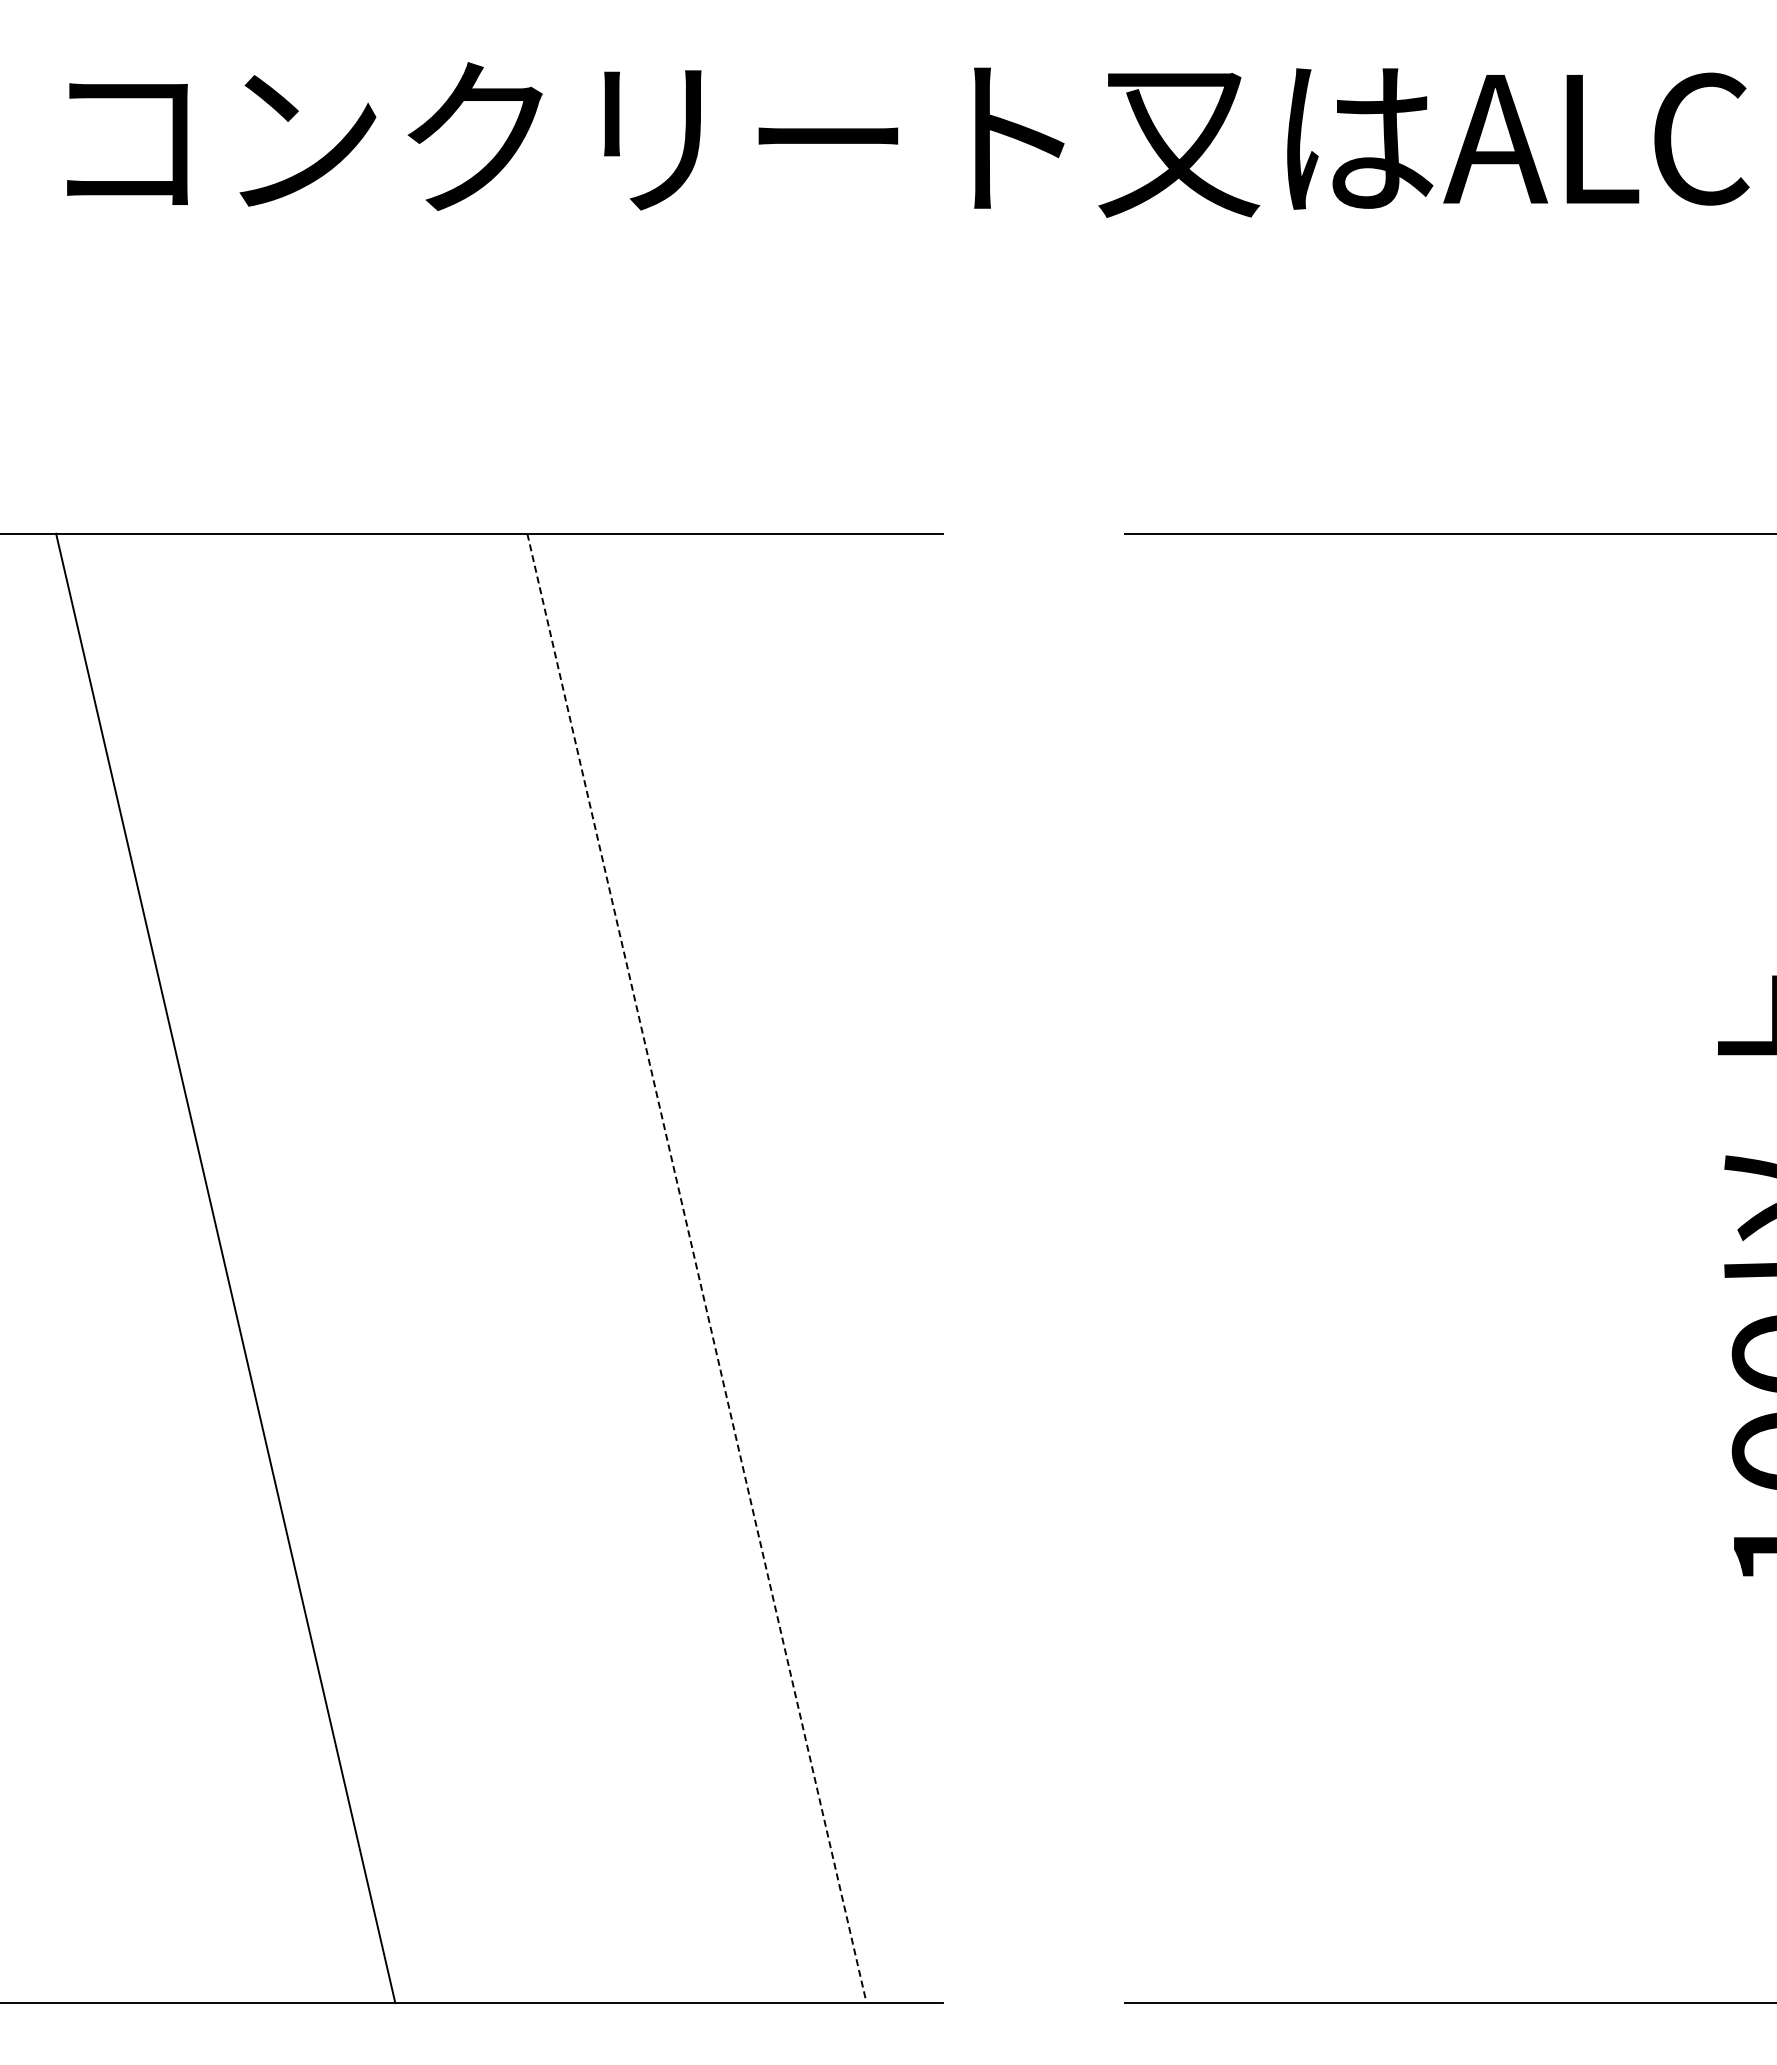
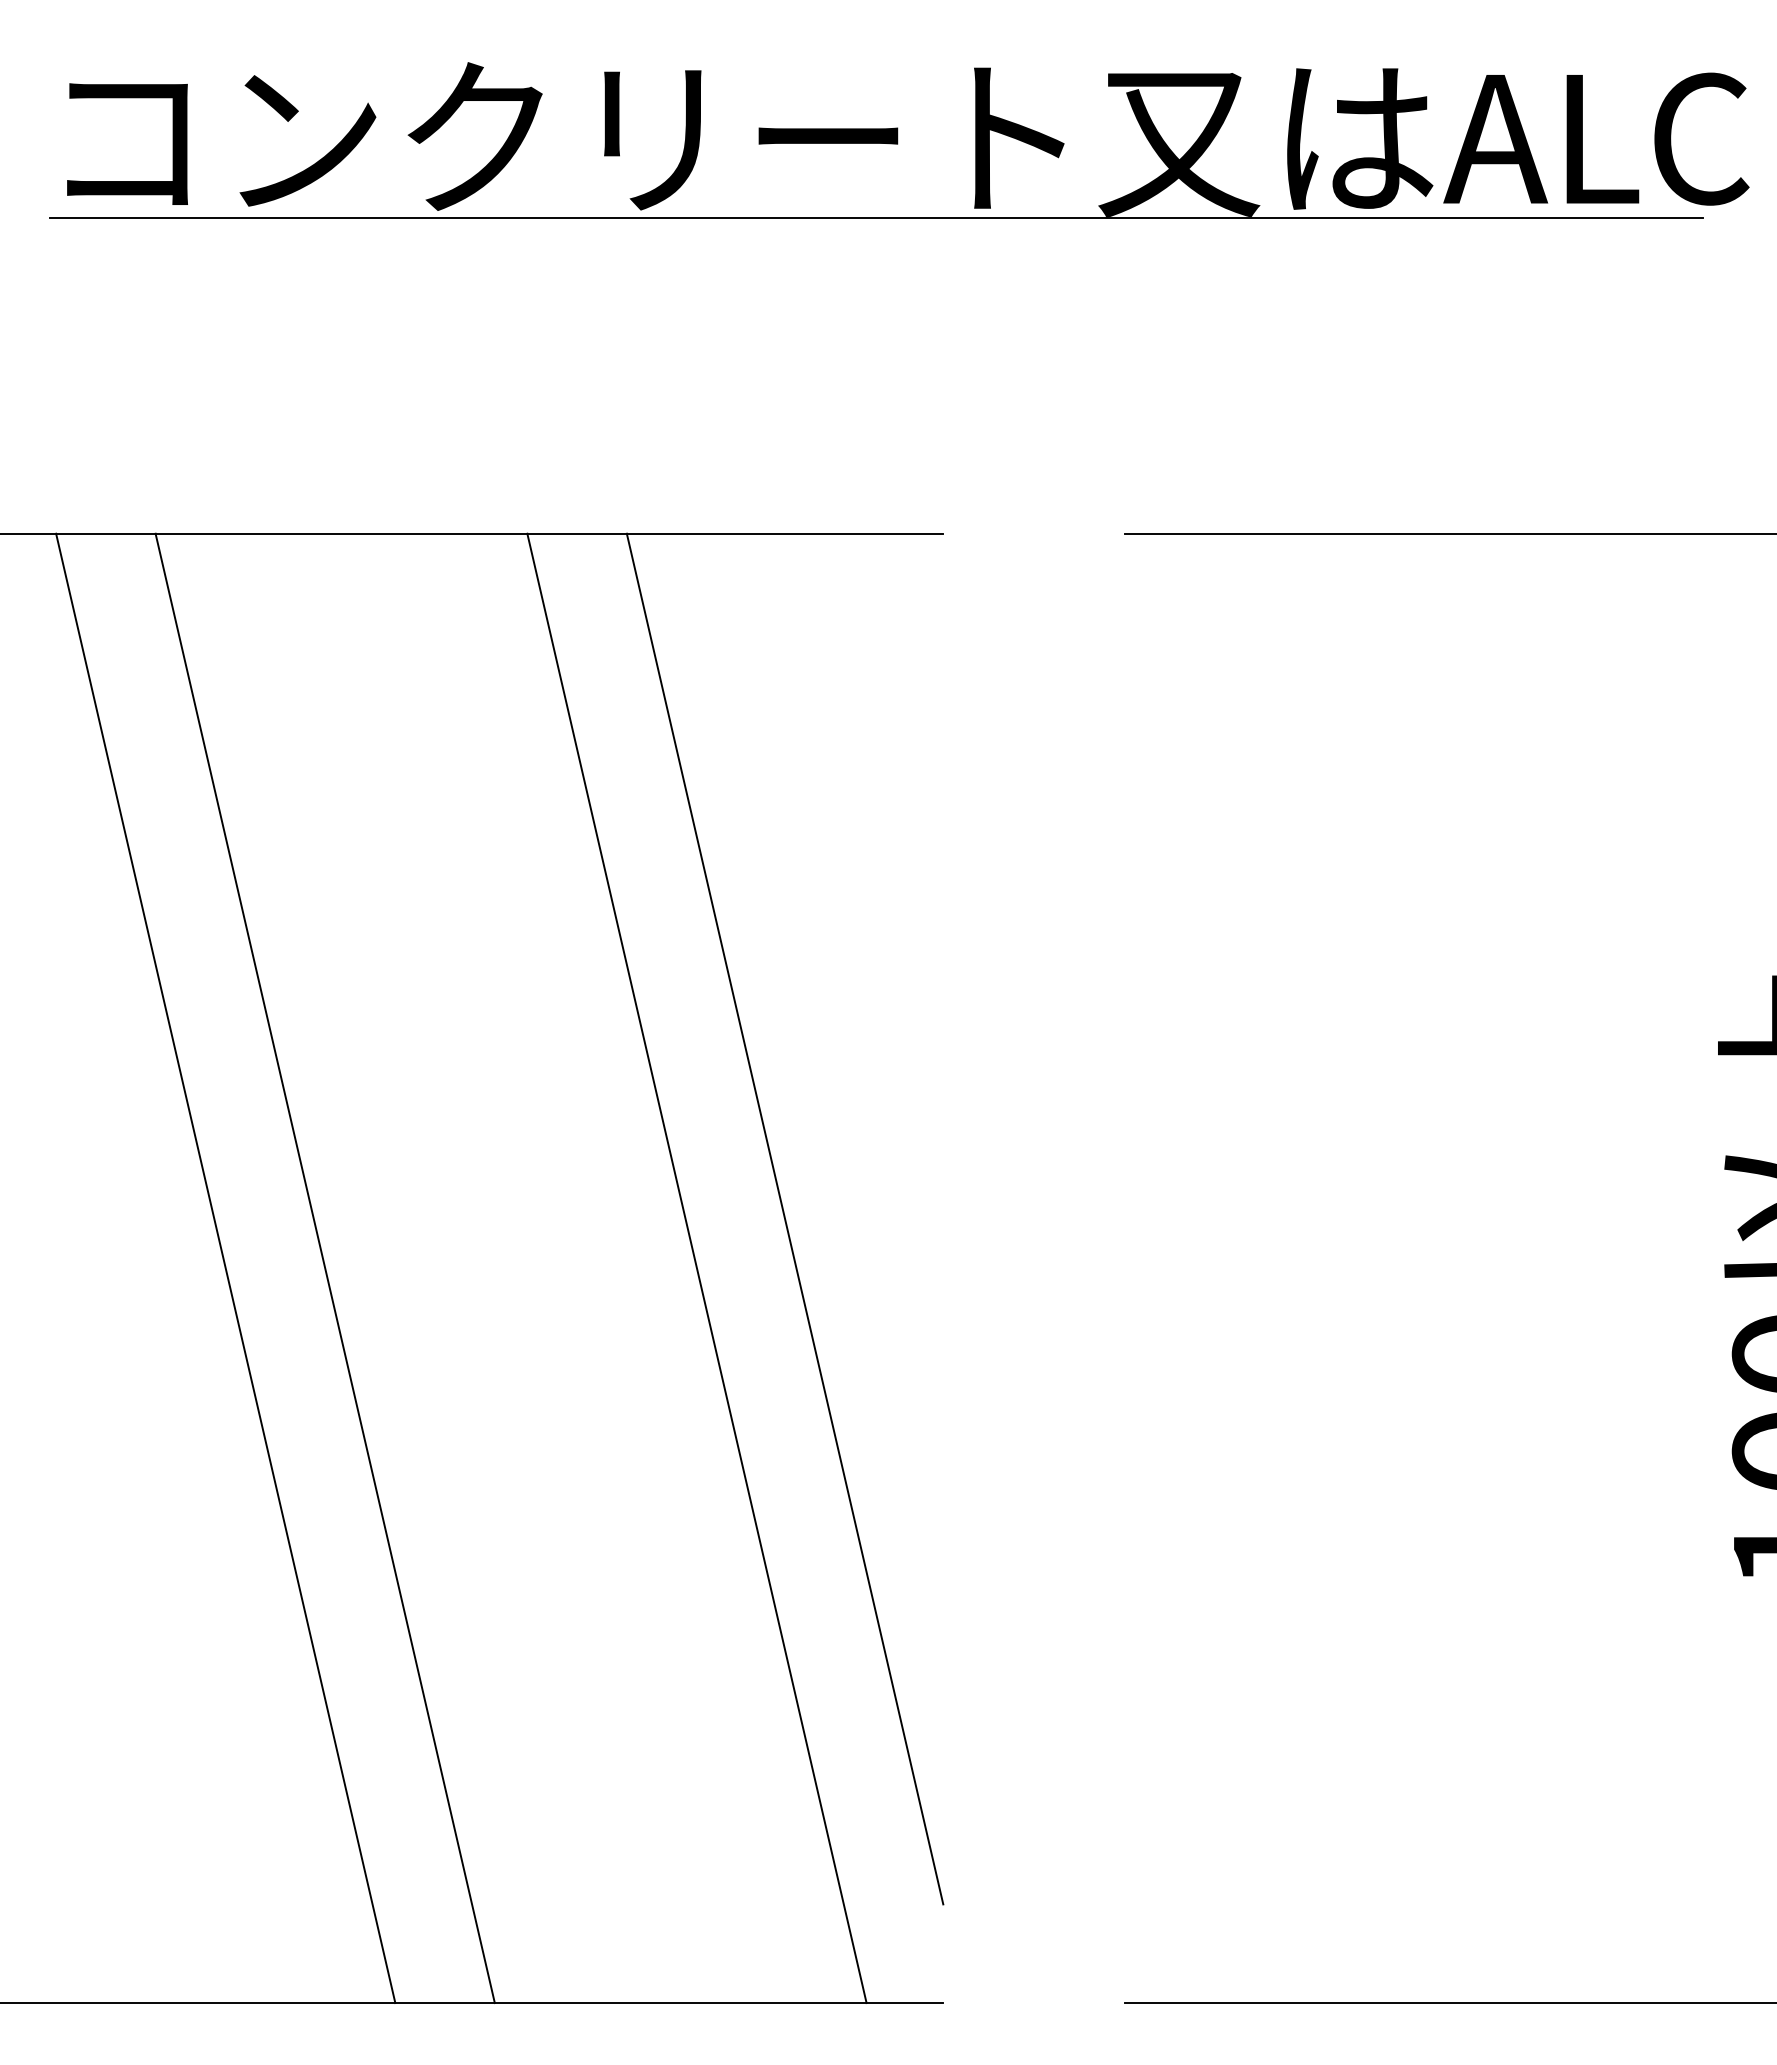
line: none -> present (876, 218)
line: none -> present (784, 1218)
line: none -> present (324, 1268)
line: dashed -> solid (696, 1268)
